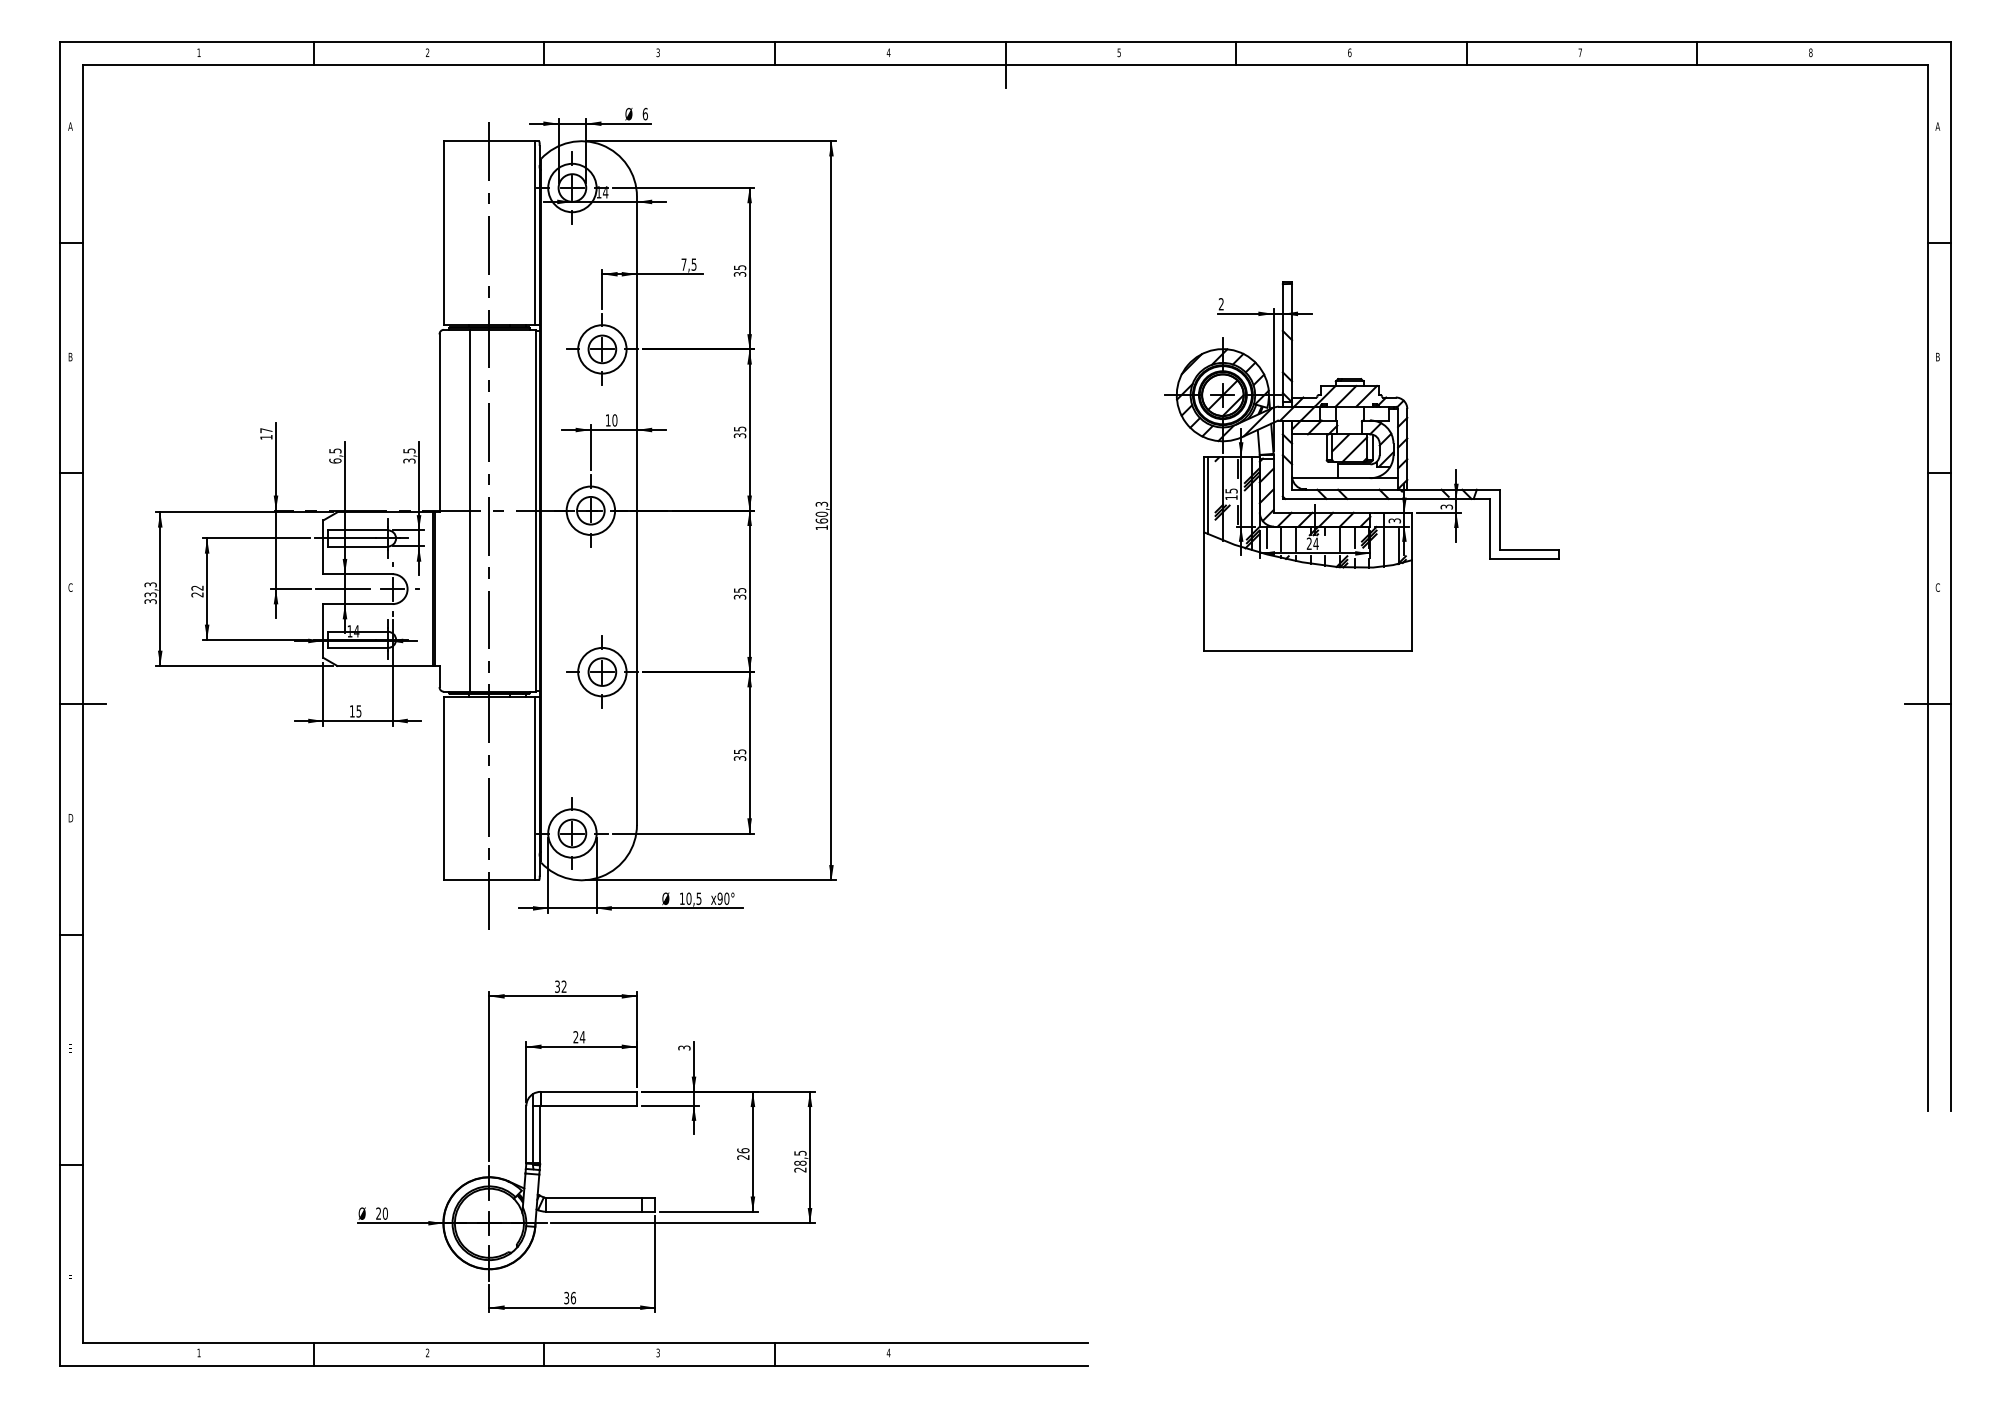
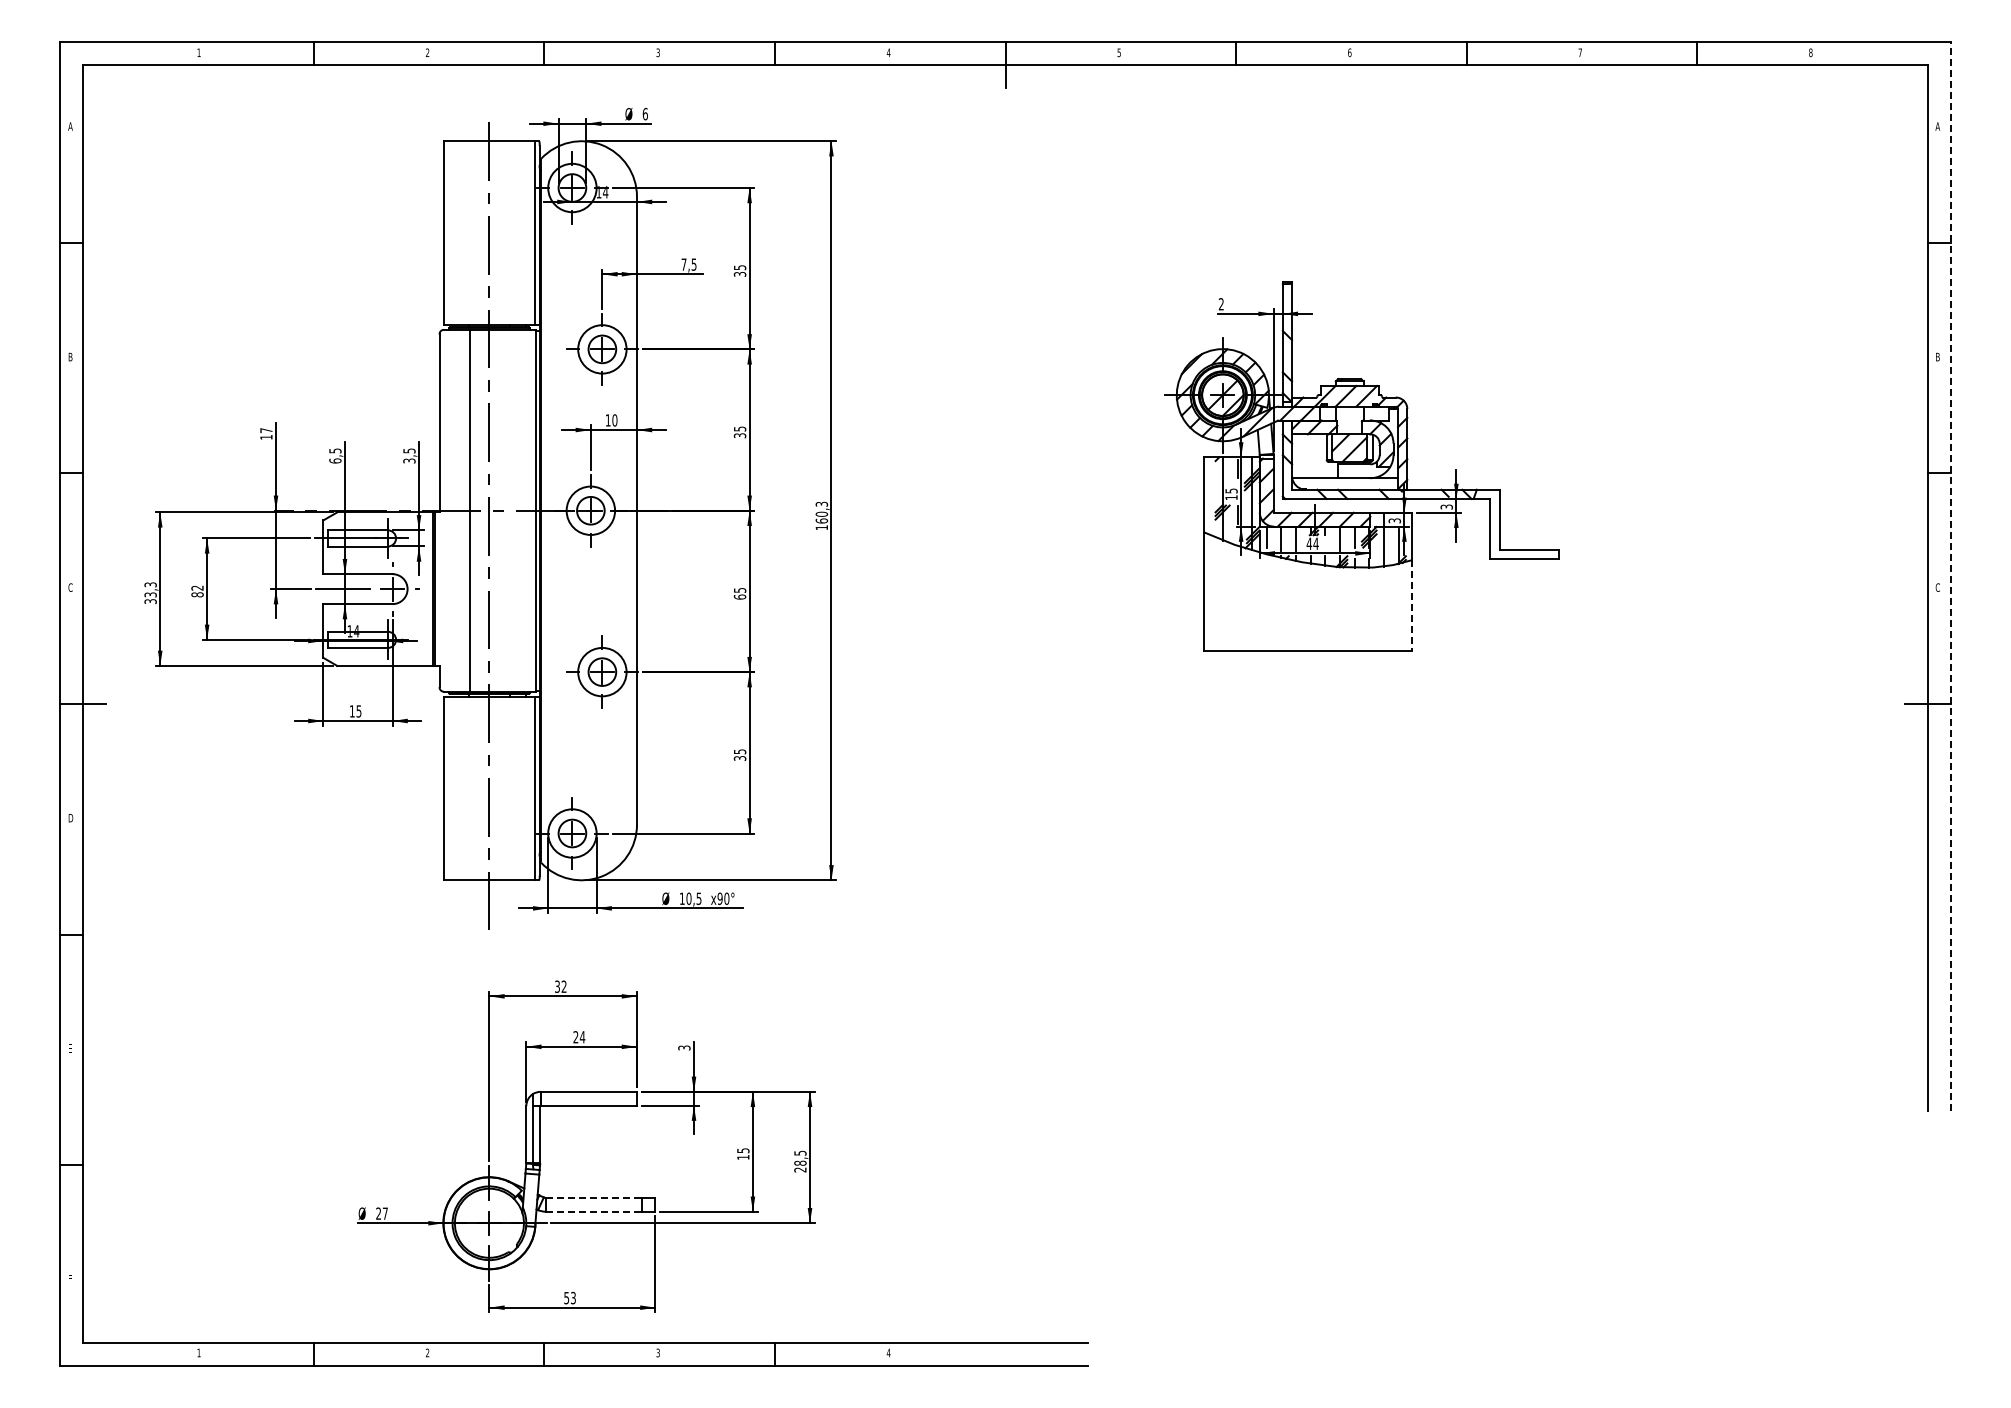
line: present -> none (1208, 495)
text: 24 -> 44 (1309, 543)
line: solid -> dashed (1950, 576)
text: 22 -> 82 (197, 594)
text: 35 -> 65 (739, 596)
line: solid -> dashed (1411, 606)
text: 26 -> 15 (743, 1153)
line: solid -> dashed (593, 1197)
line: solid -> dashed (593, 1211)
text: 20 -> 27 (384, 1213)
text: 36 -> 53 (570, 1297)
